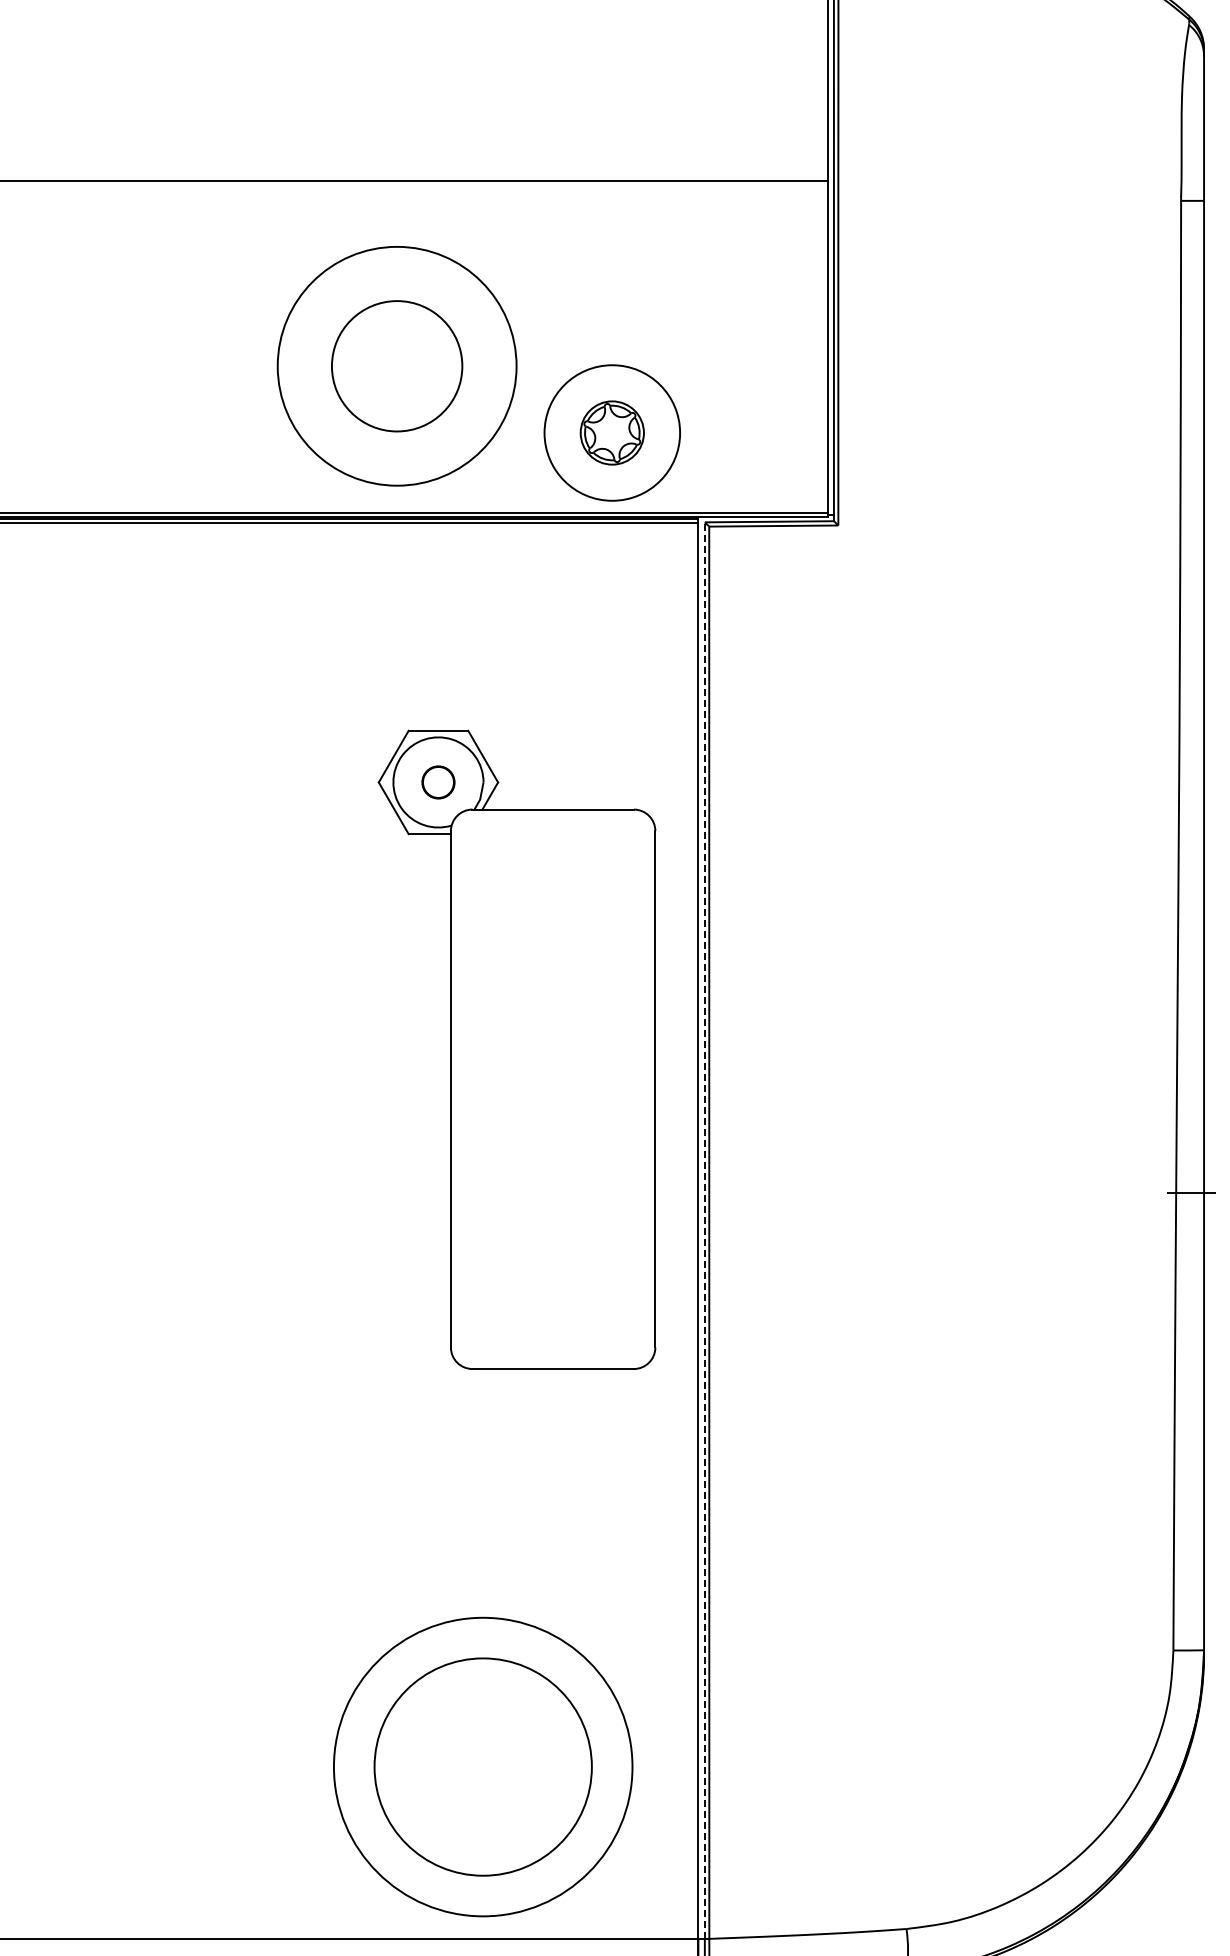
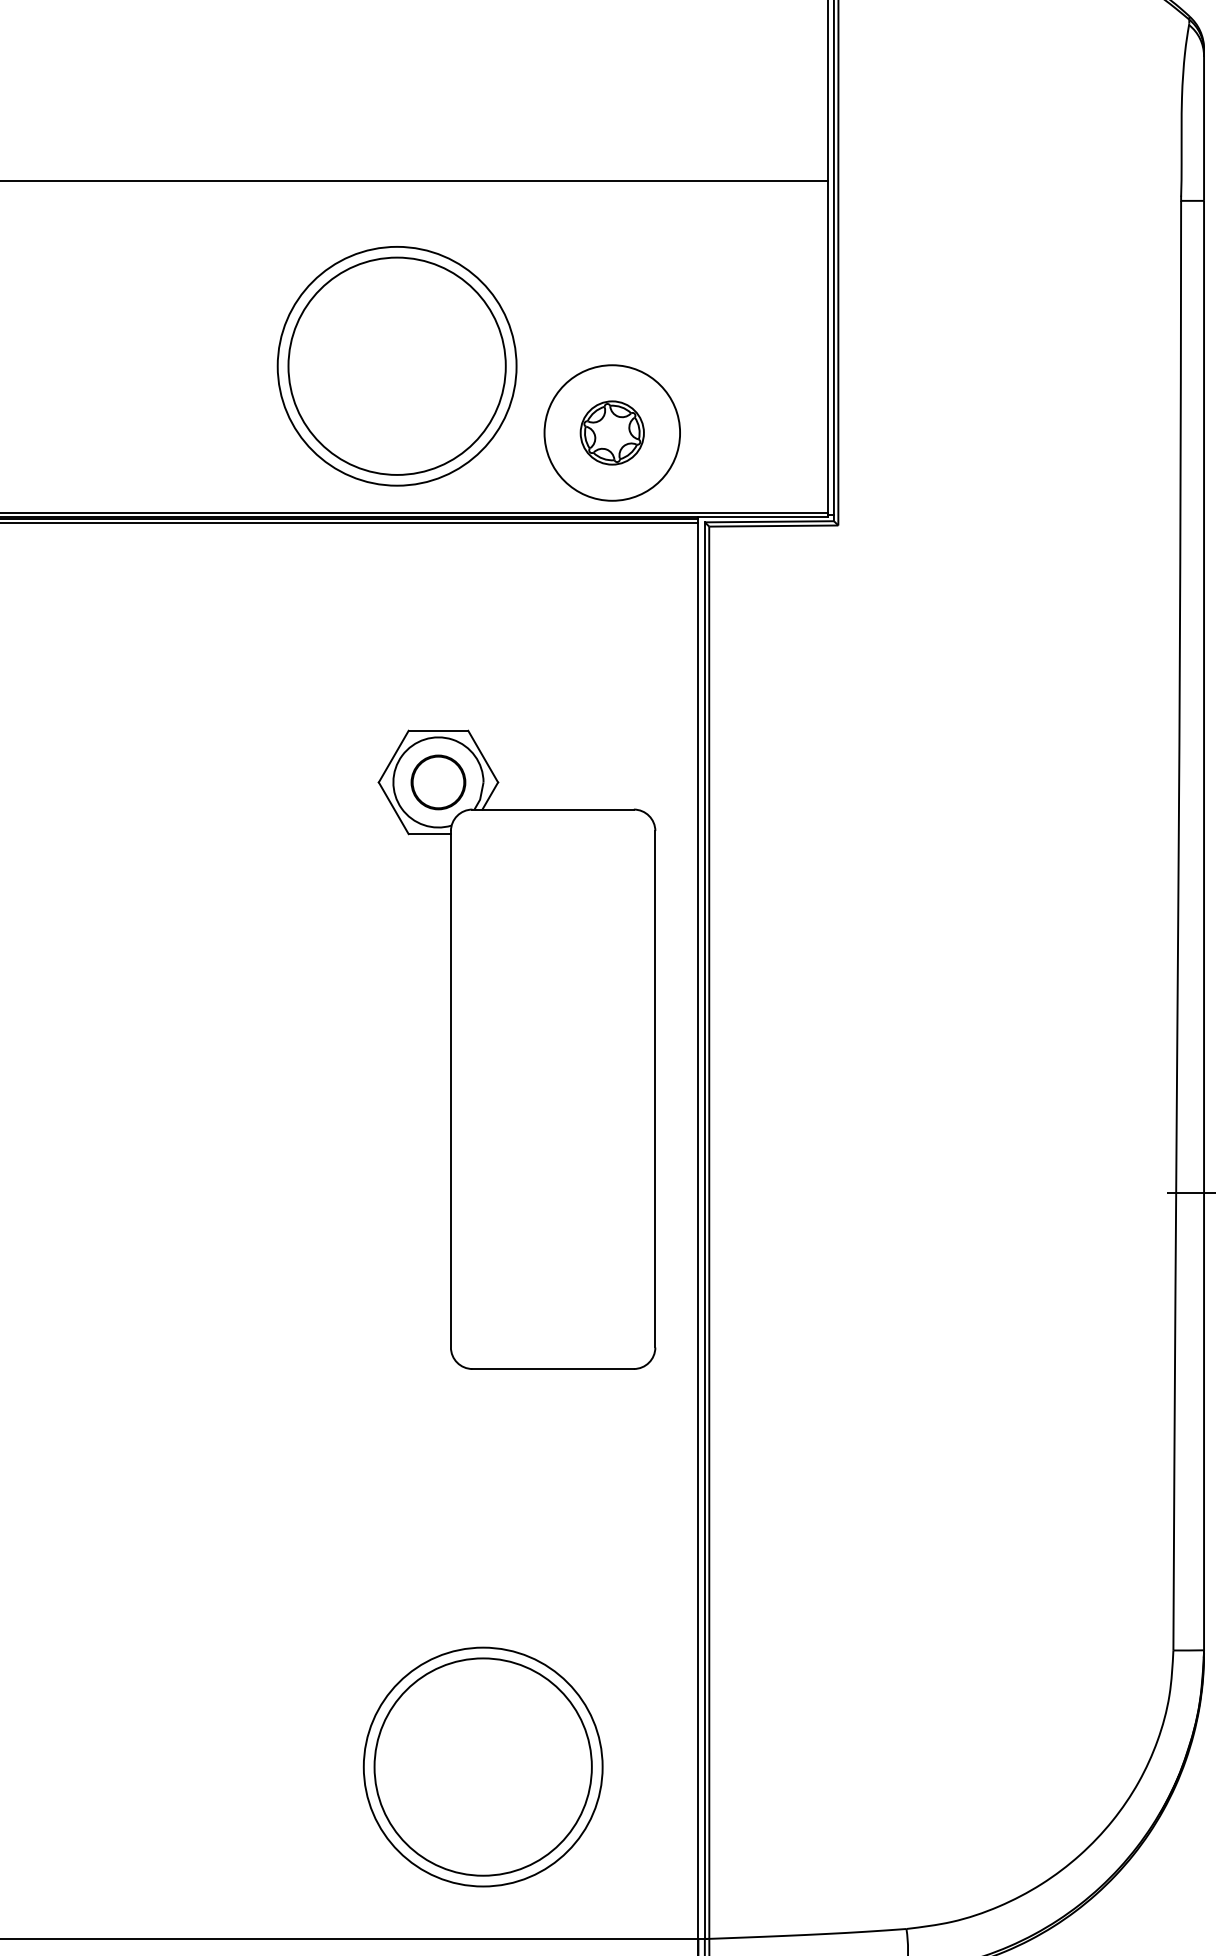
circle diameter: 130 px -> 217 px (396, 365)
part size: 35x35 px -> 57x57 px (438, 782)
line: dashed -> solid (704, 1230)
circle diameter: 299 px -> 239 px (482, 1766)
